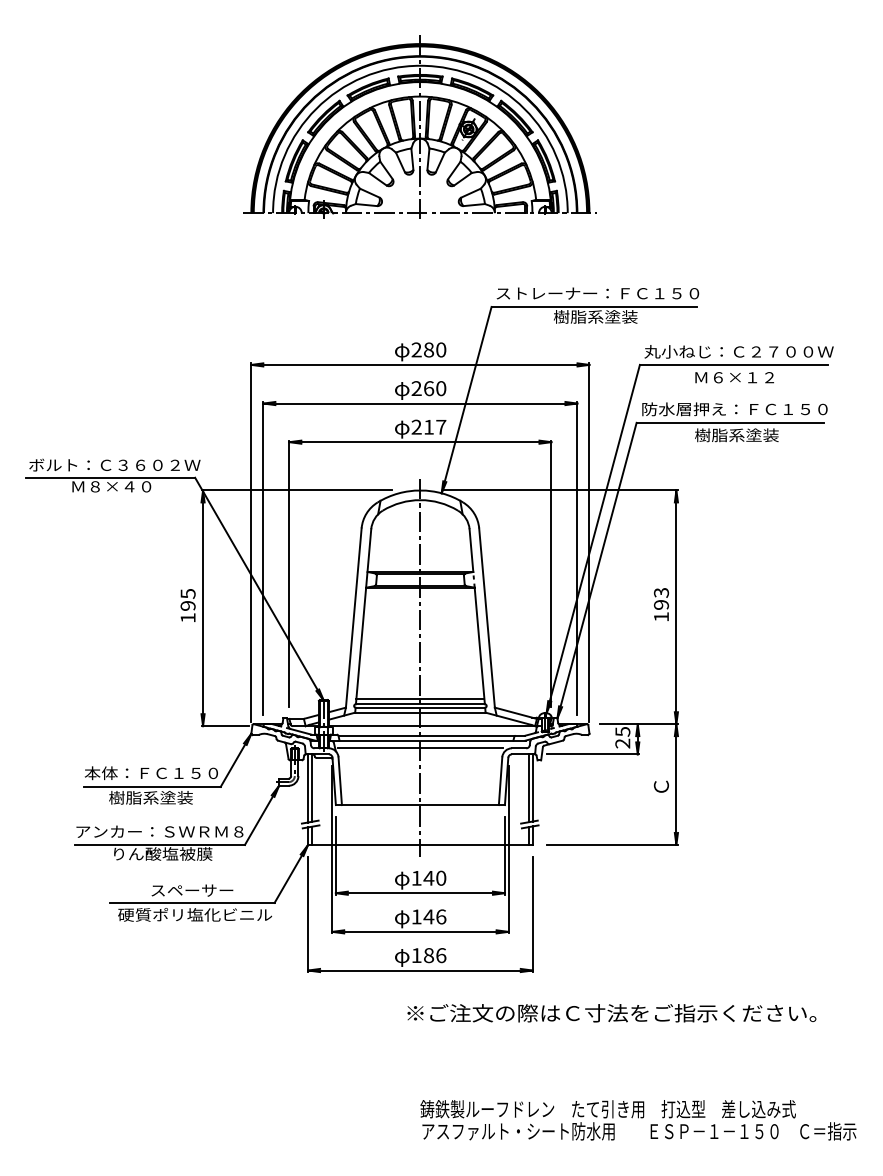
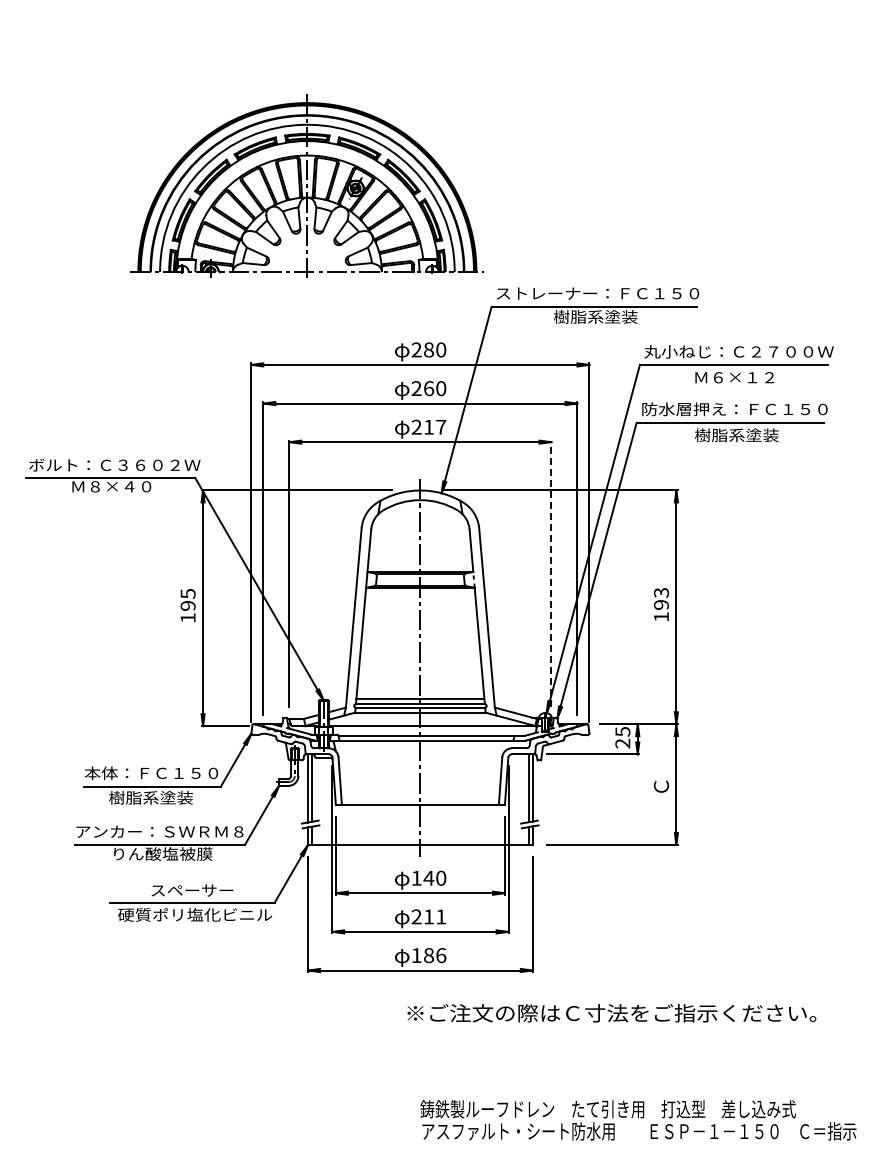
part position: (419, 126) -> (306, 185) (306, 185)
line: solid -> dashed (551, 573)
line: present -> none (419, 748)
text: 146 -> 211 (428, 916)
